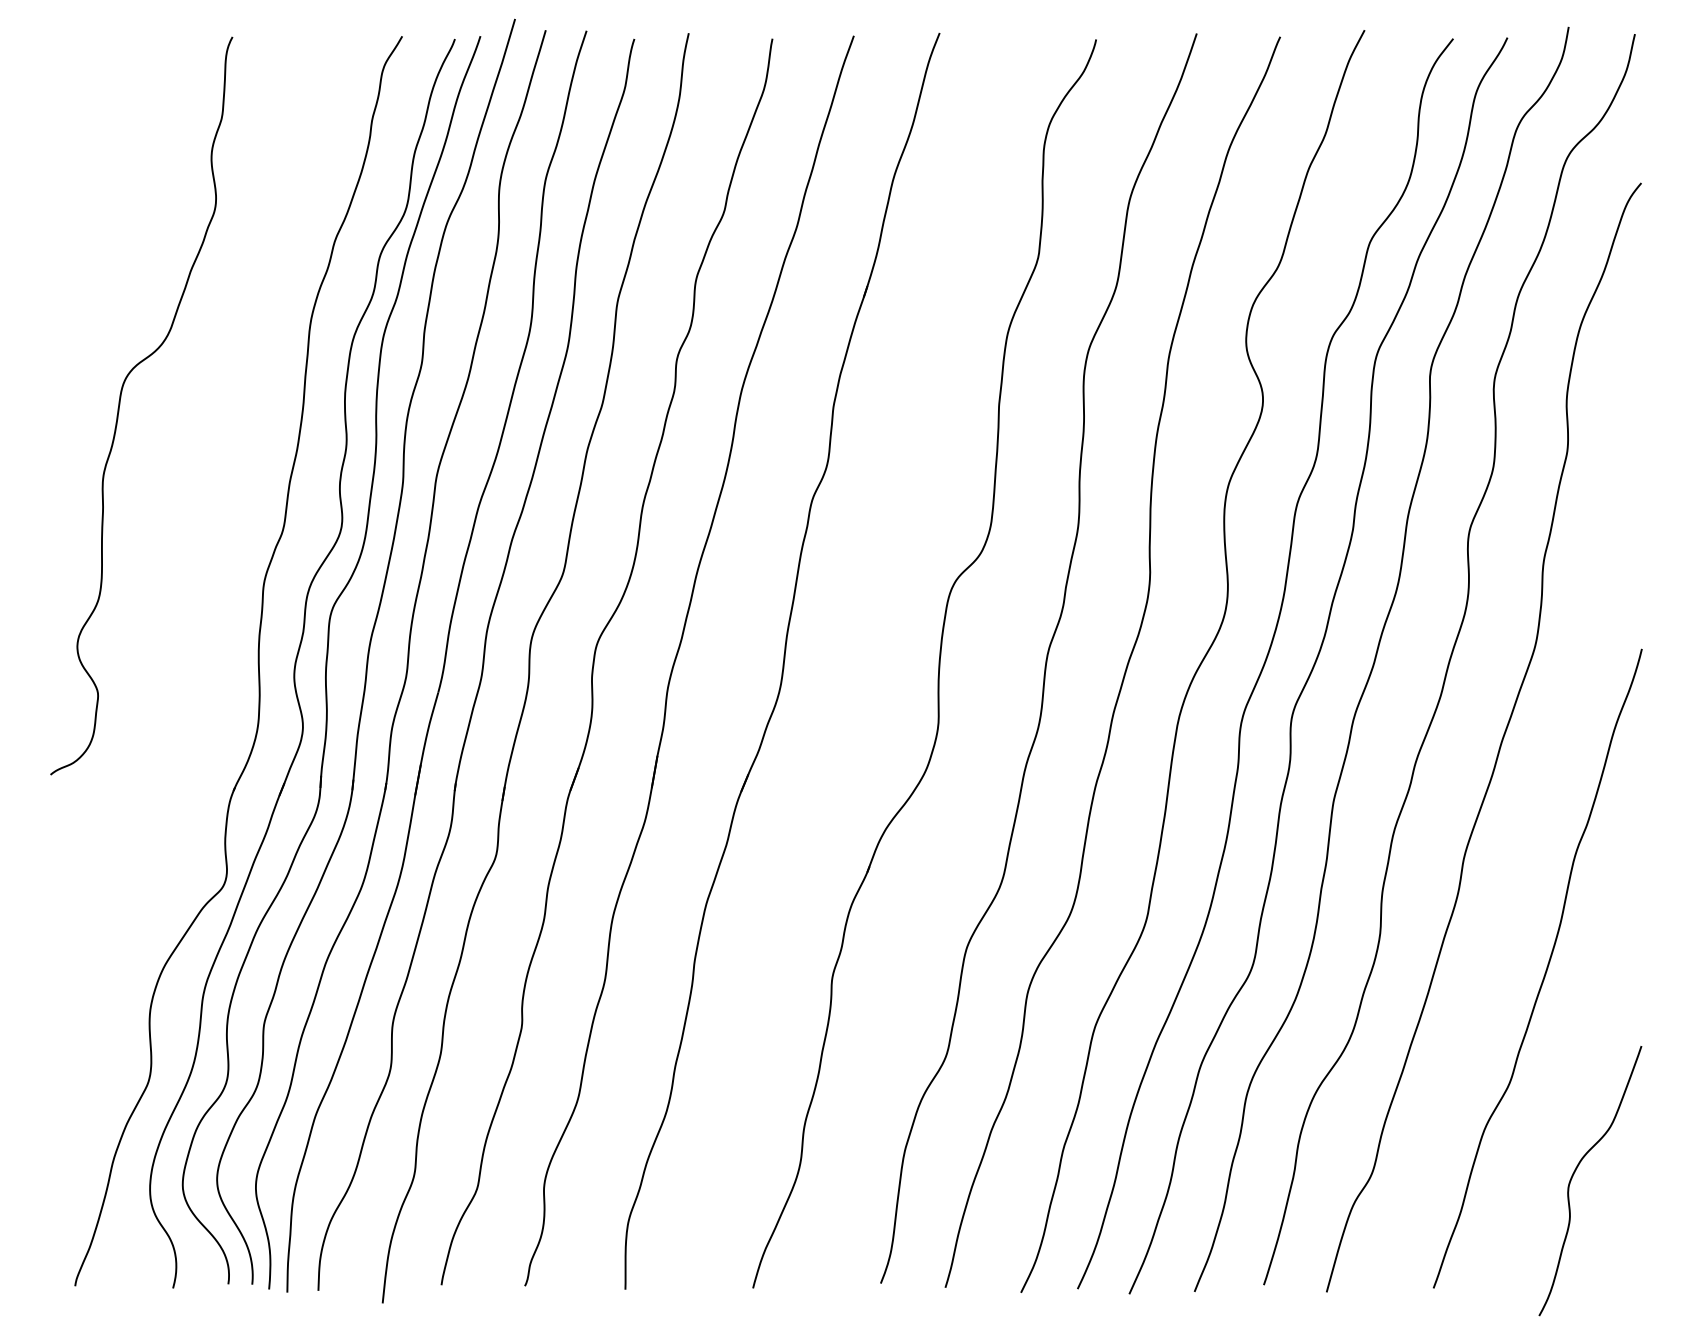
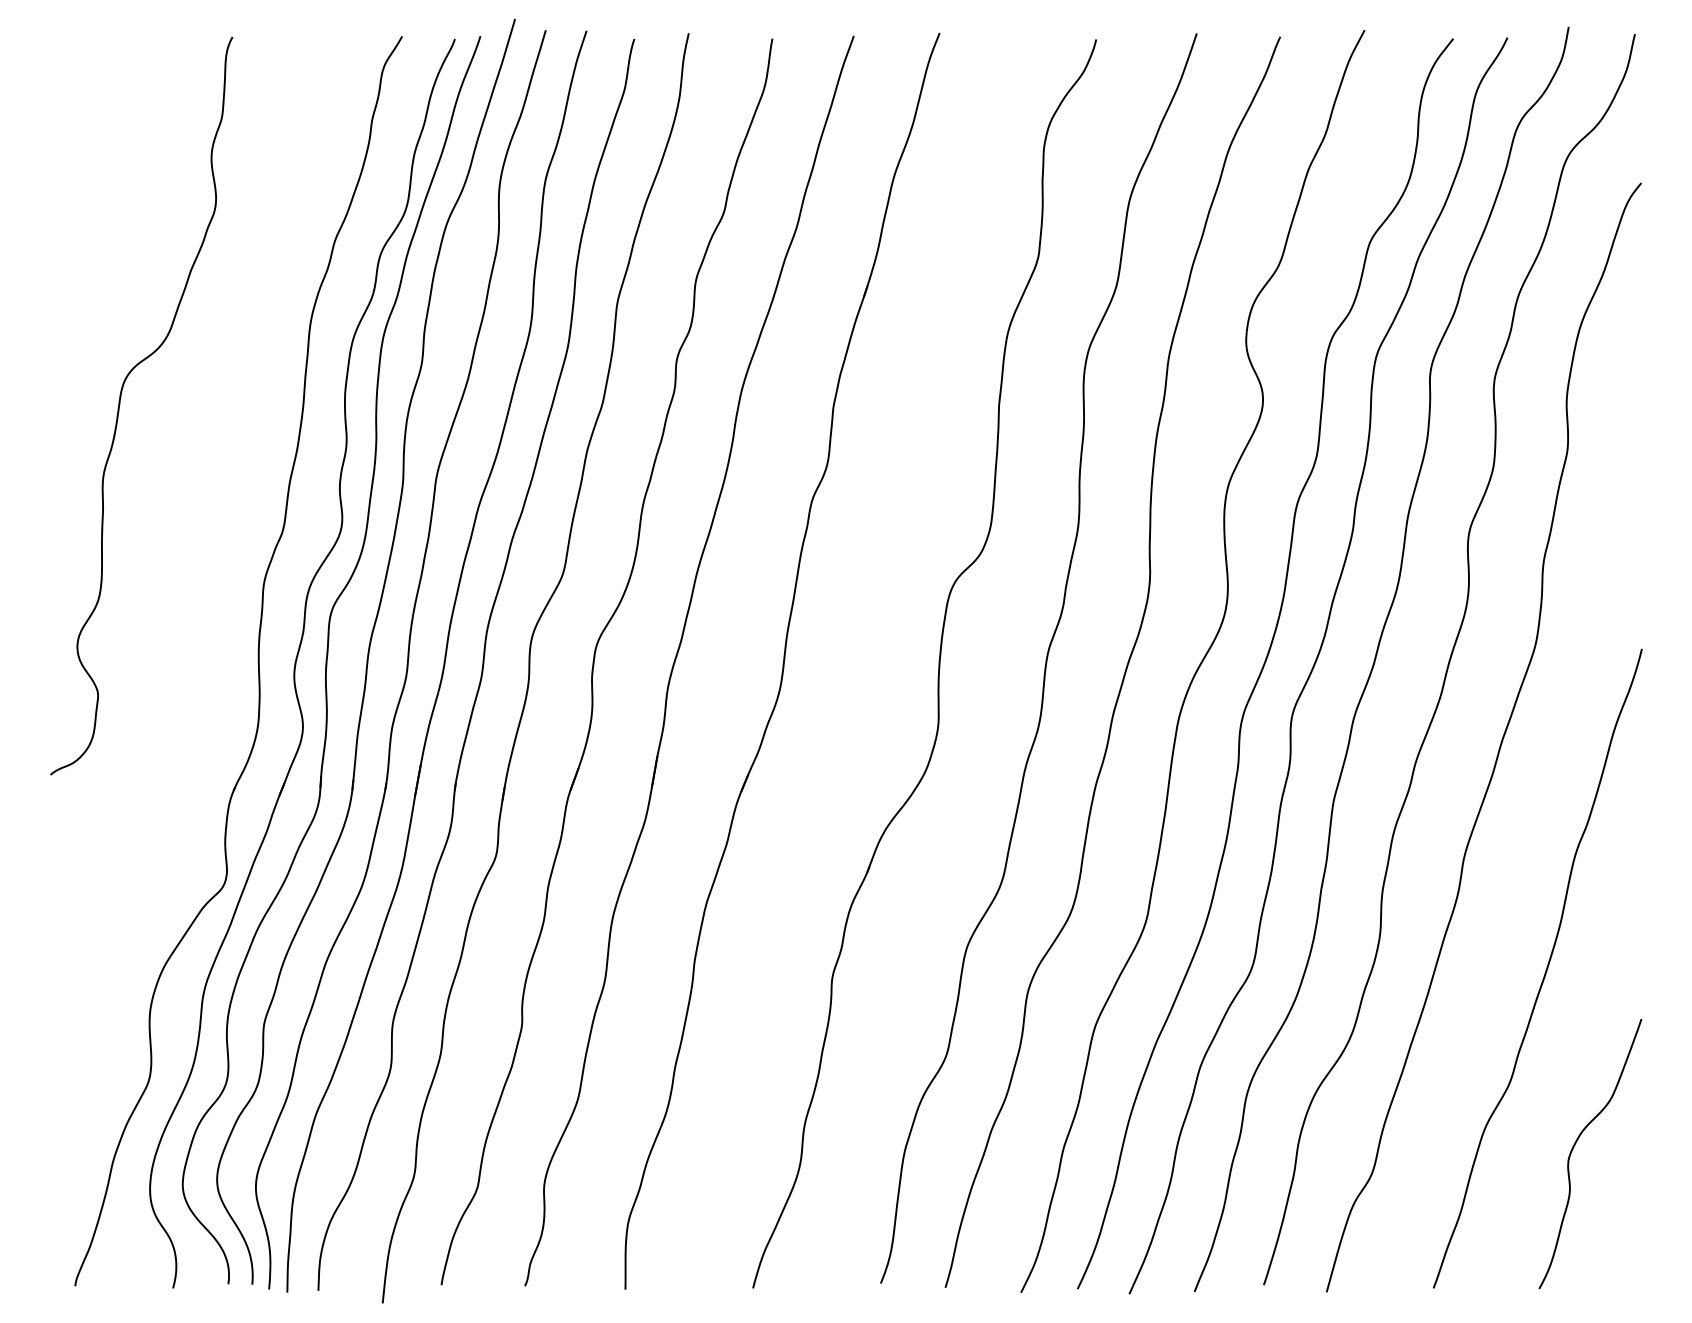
curve position: (1574, 1174) -> (1574, 1147) (1574, 1147)
